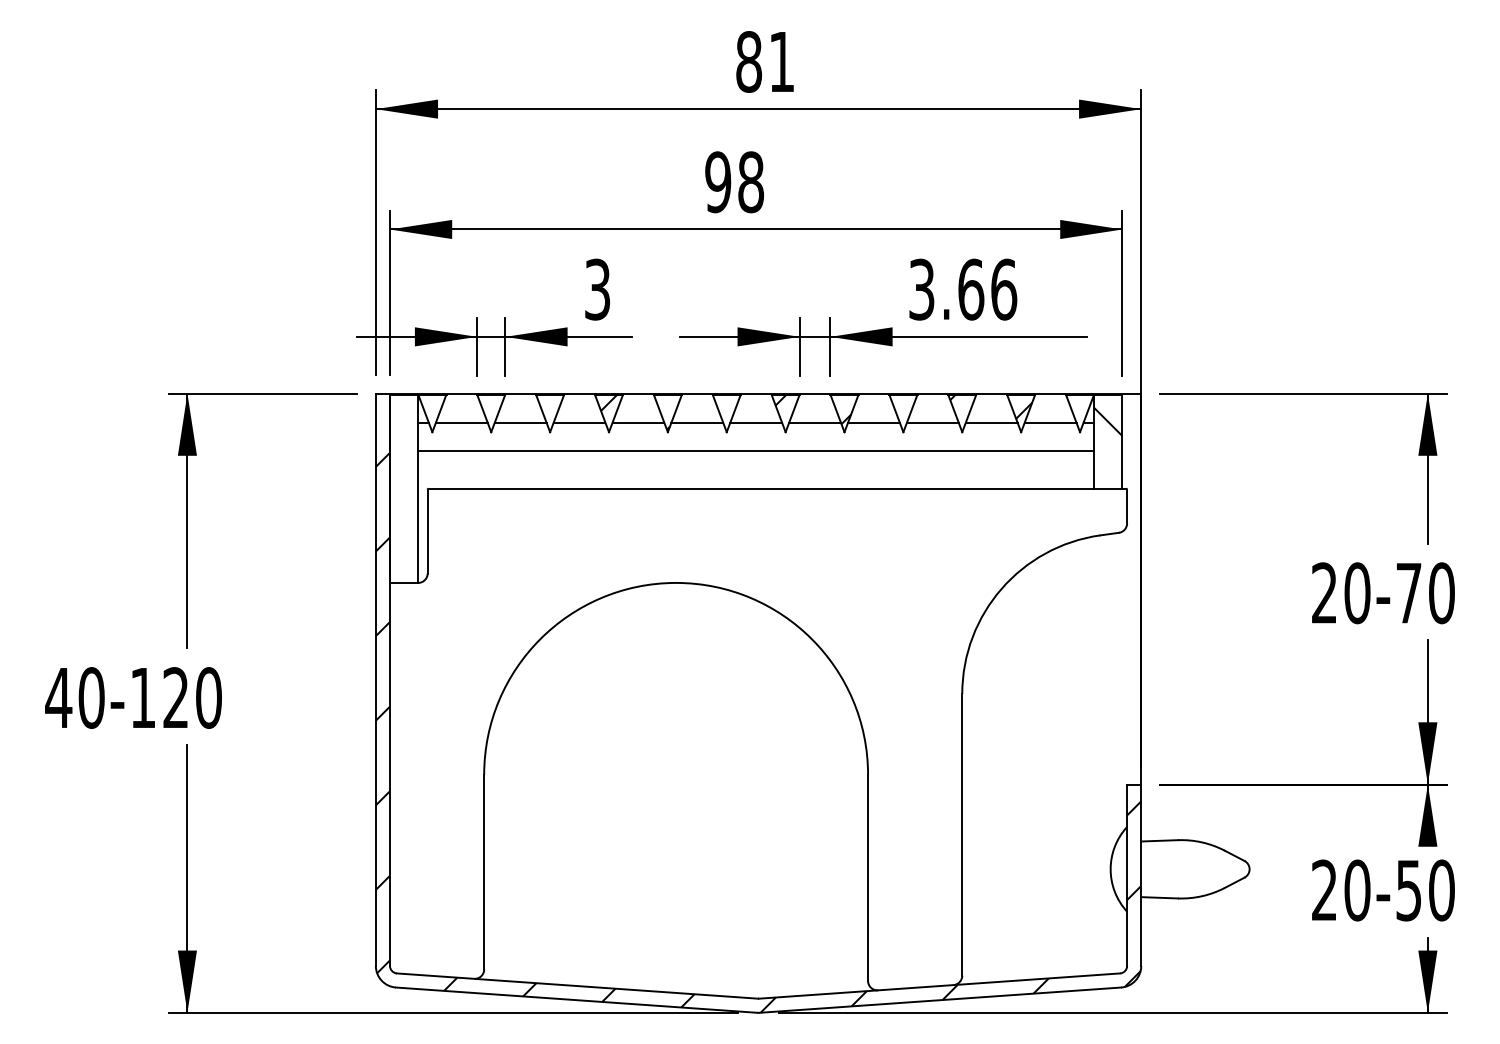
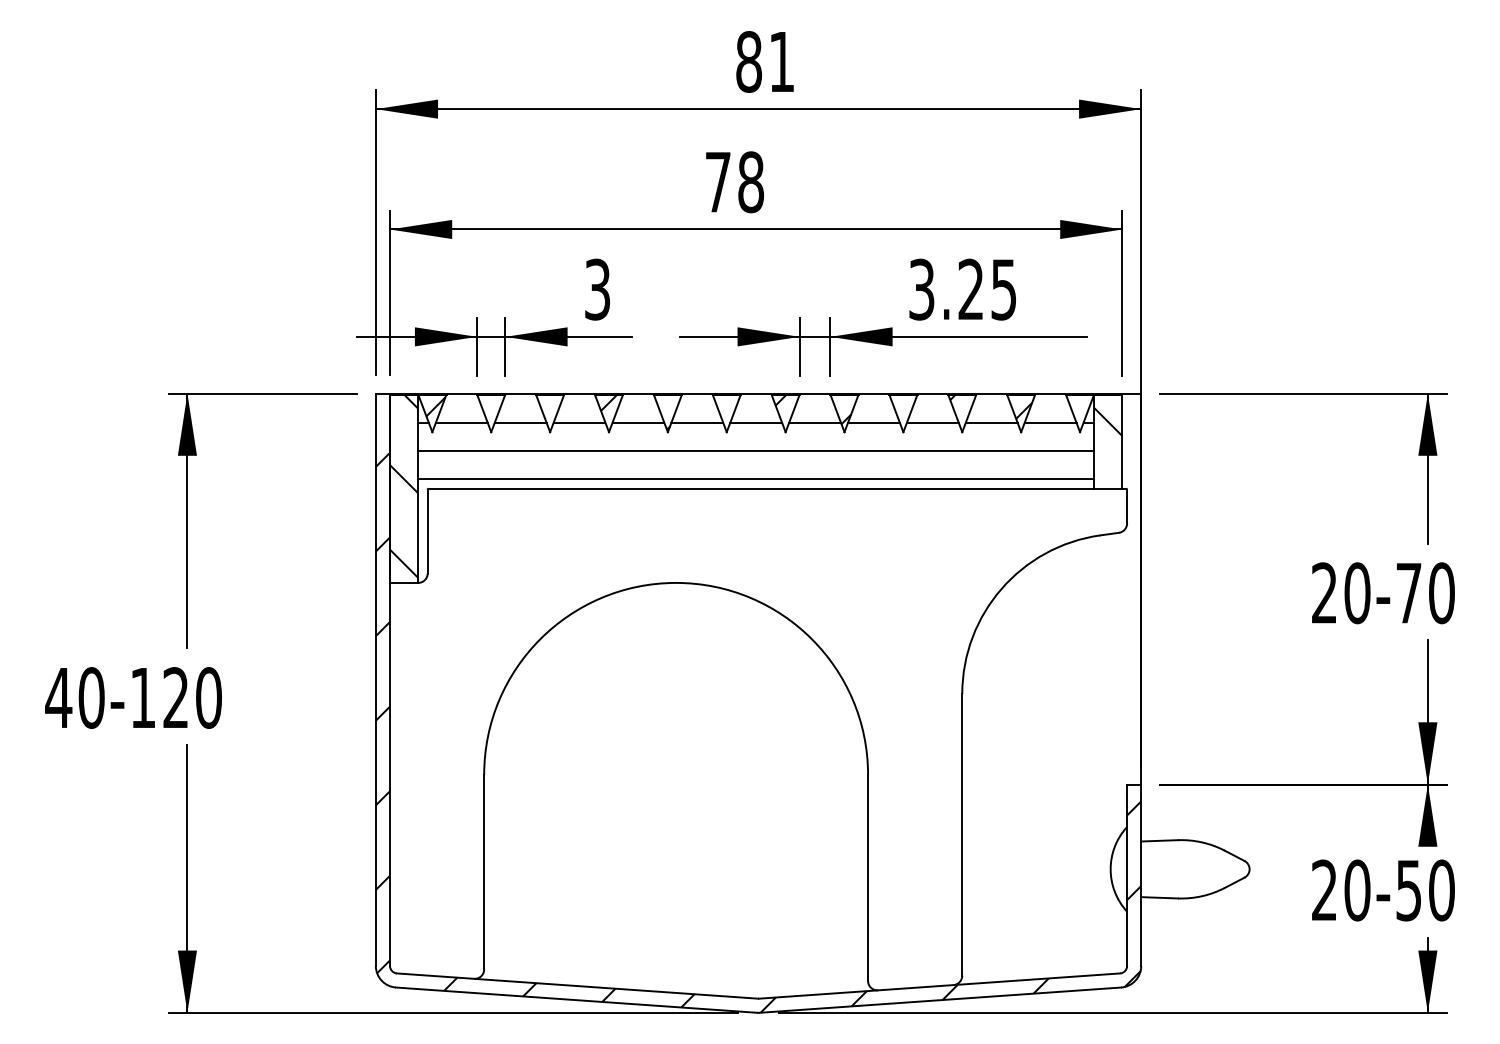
text: 98 -> 78 (718, 182)
text: 3.66 -> 3.25 (987, 289)
hatch: none -> present (435, 406)
line: none -> present (756, 479)
hatch: none -> present (403, 485)
